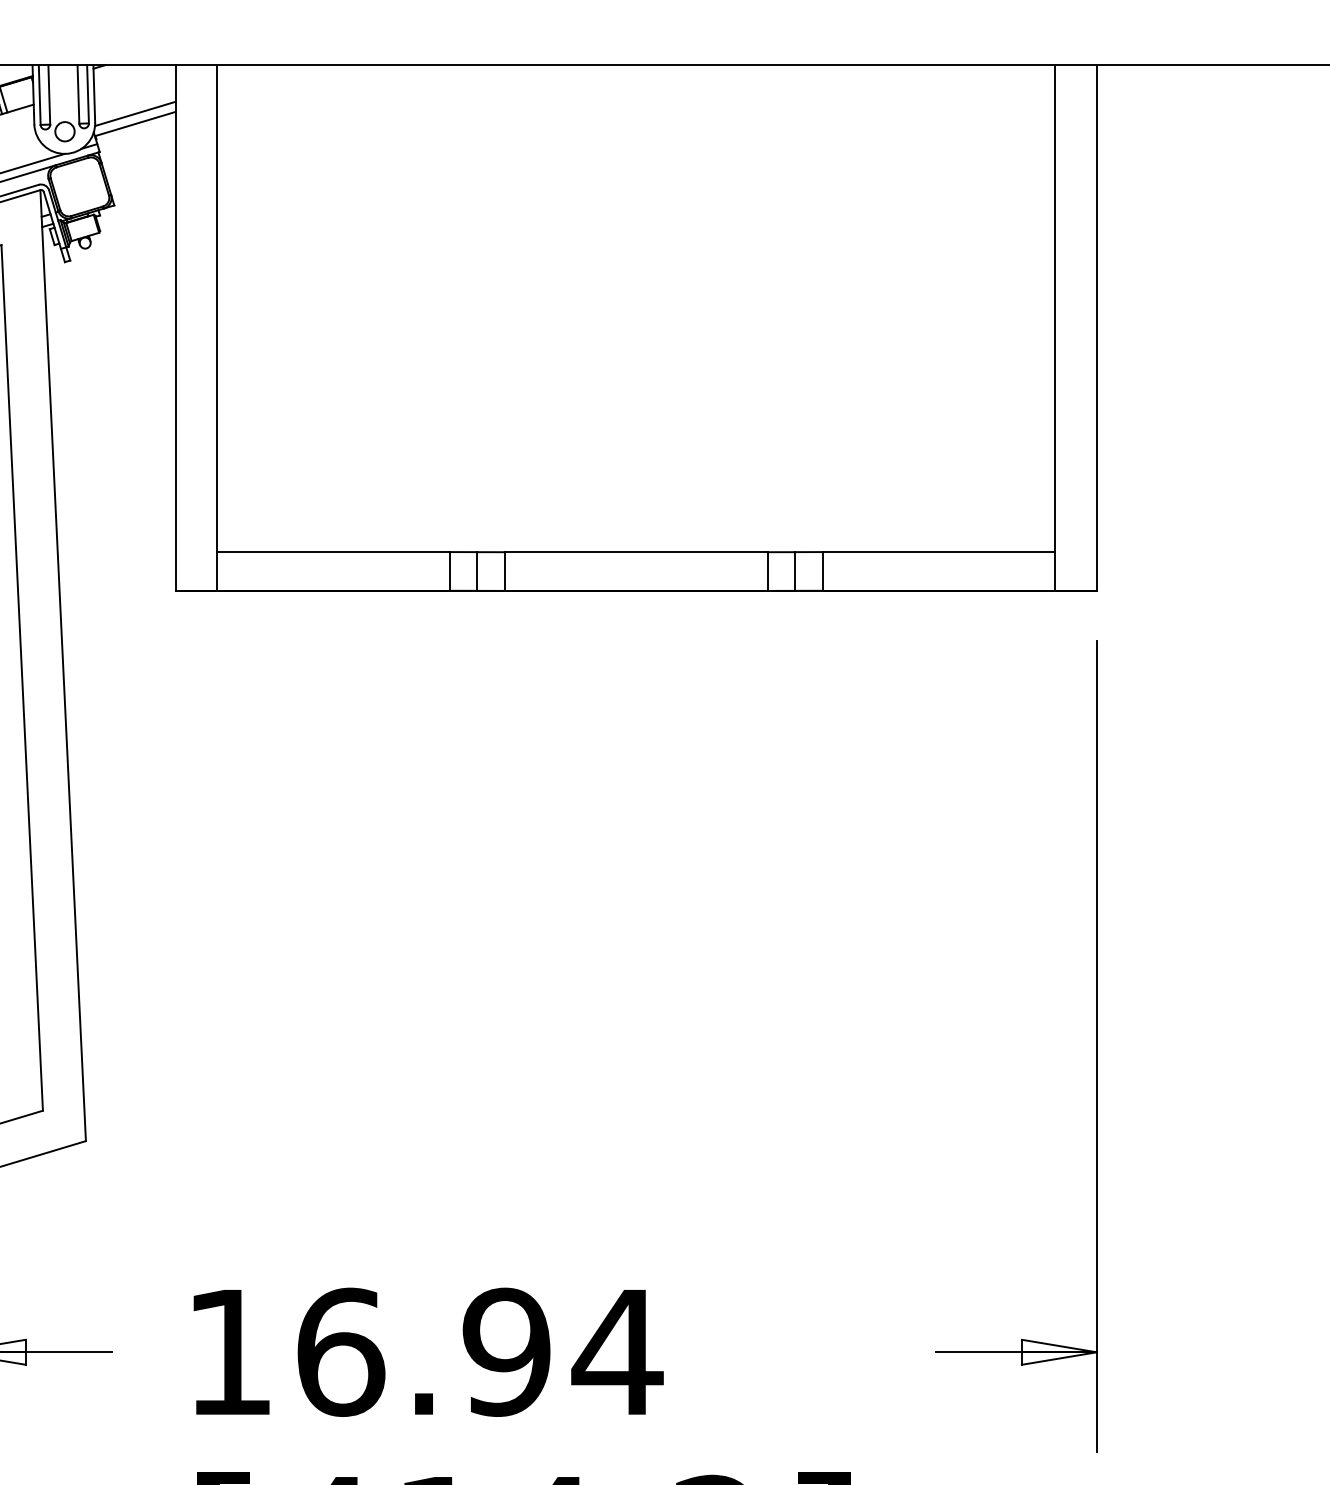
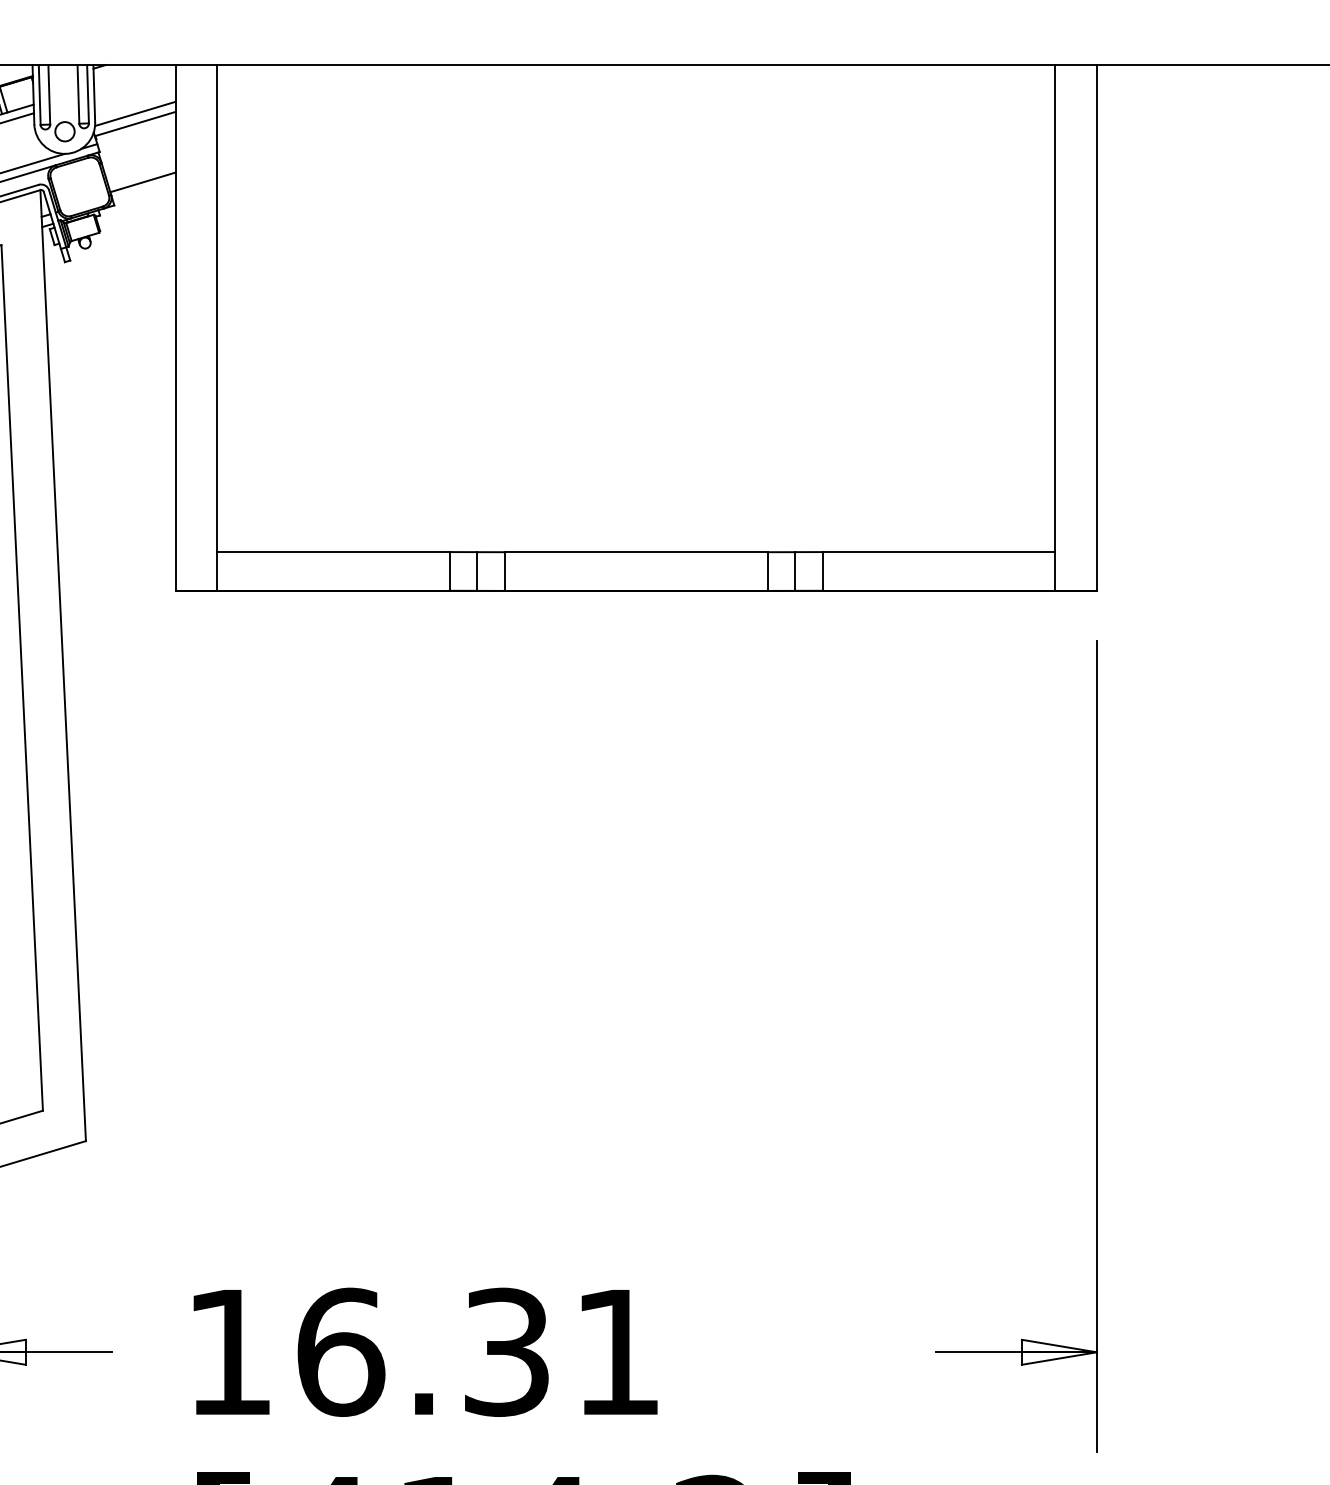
line: none -> present (18, 117)
line: none -> present (142, 182)
text: 16.94 -> 16.31 (562, 1351)
